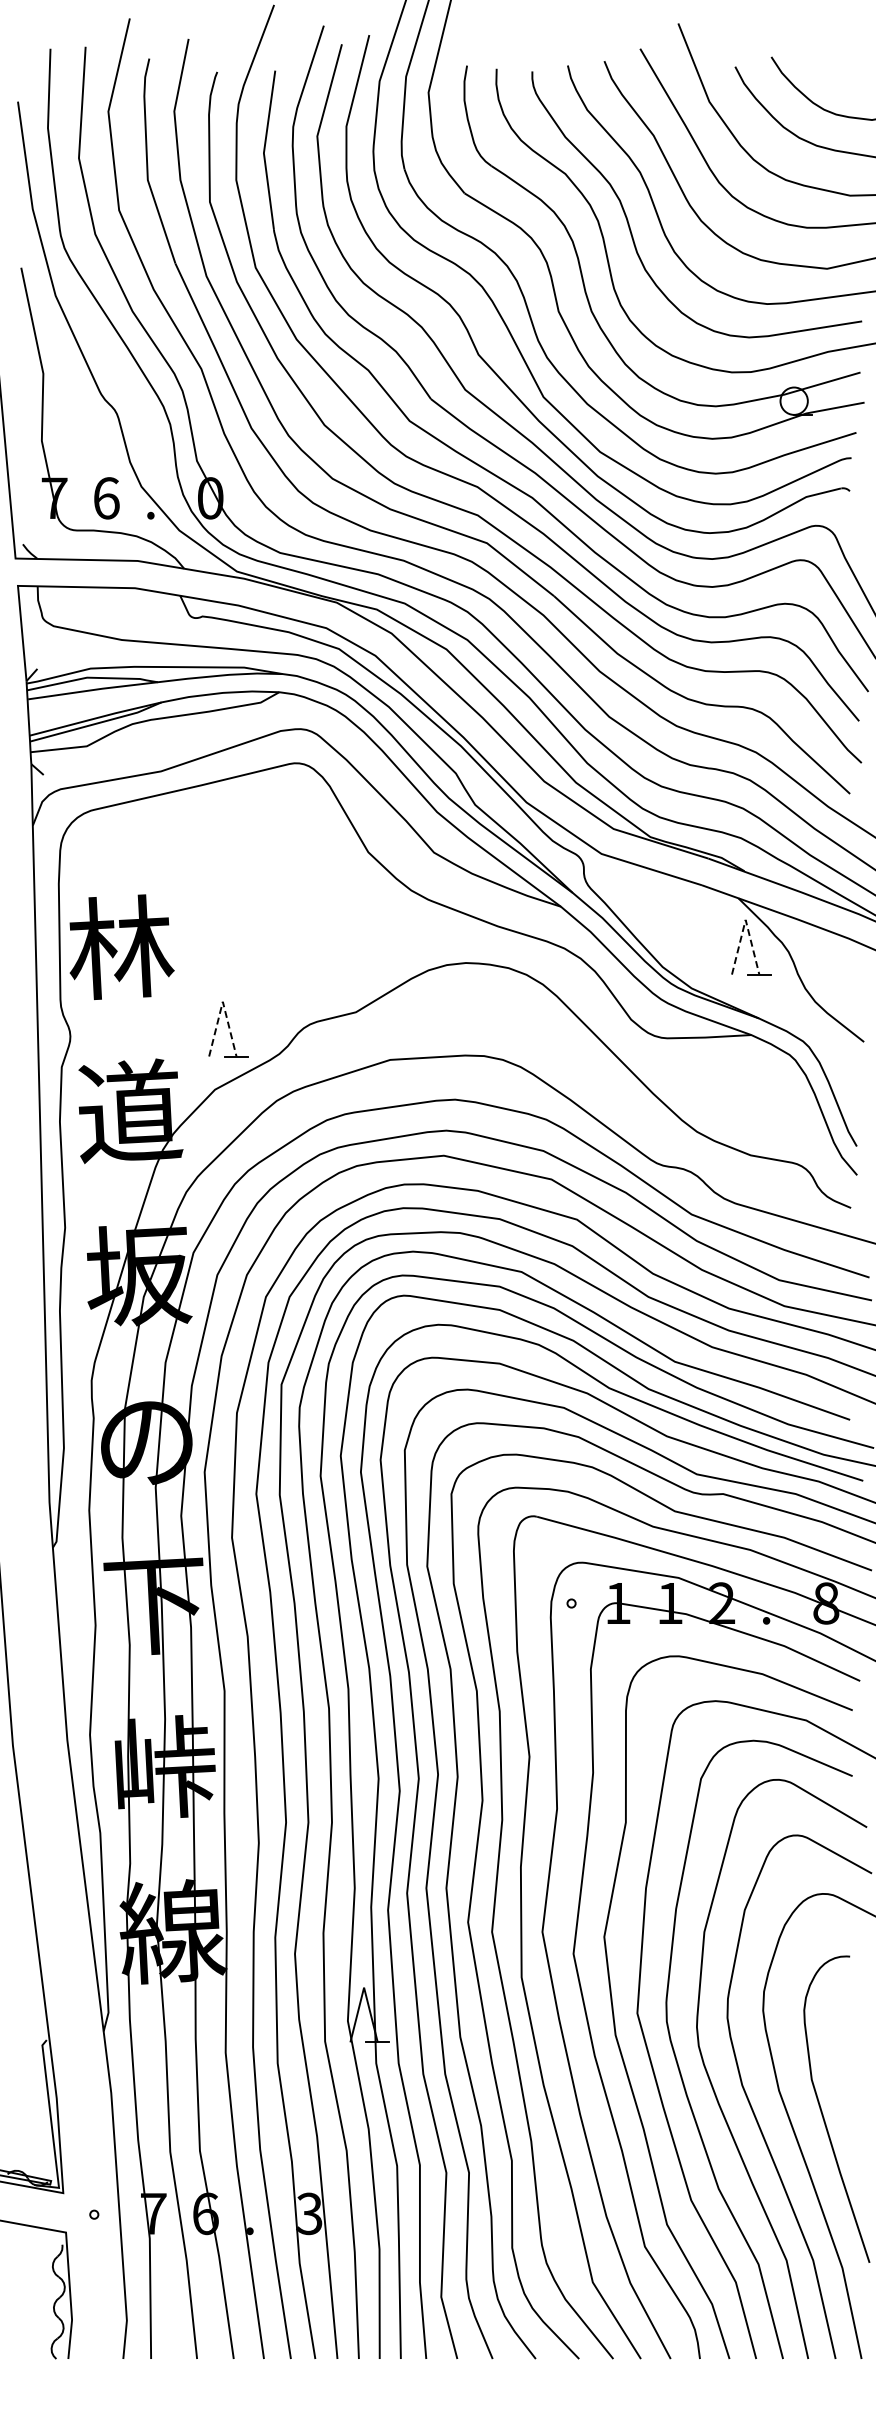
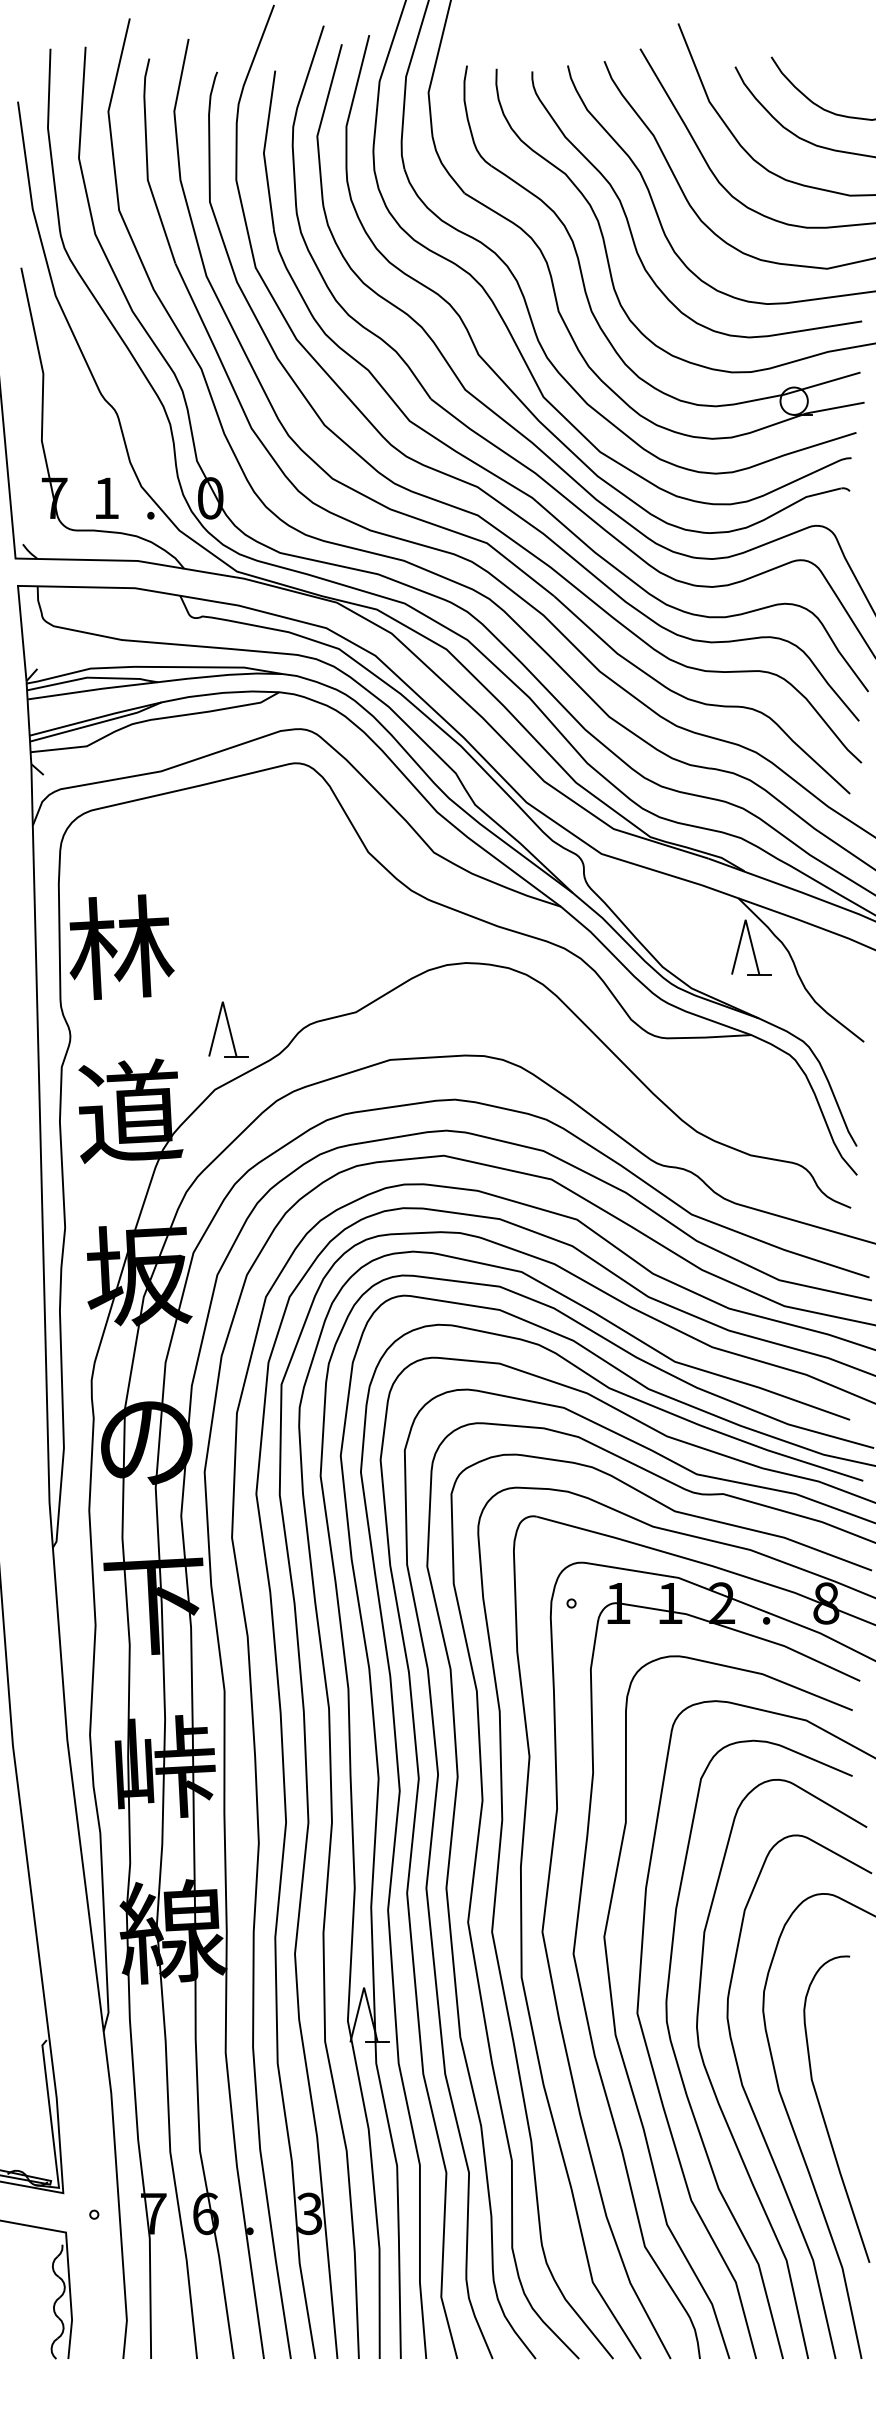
text: 6 -> 1 (106, 498)
line: dashed -> solid (745, 919)
line: dashed -> solid (222, 1001)
